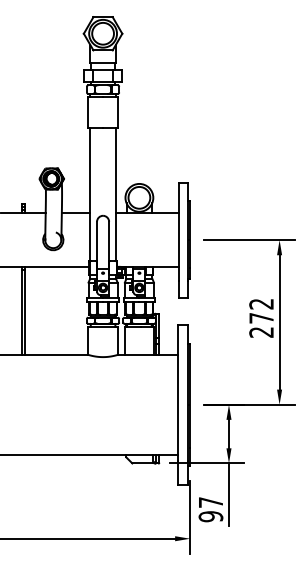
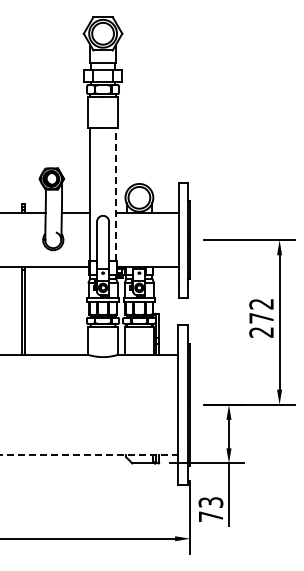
line: solid -> dashed (115, 194)
line: solid -> dashed (89, 454)
text: 97 -> 73 (210, 509)
